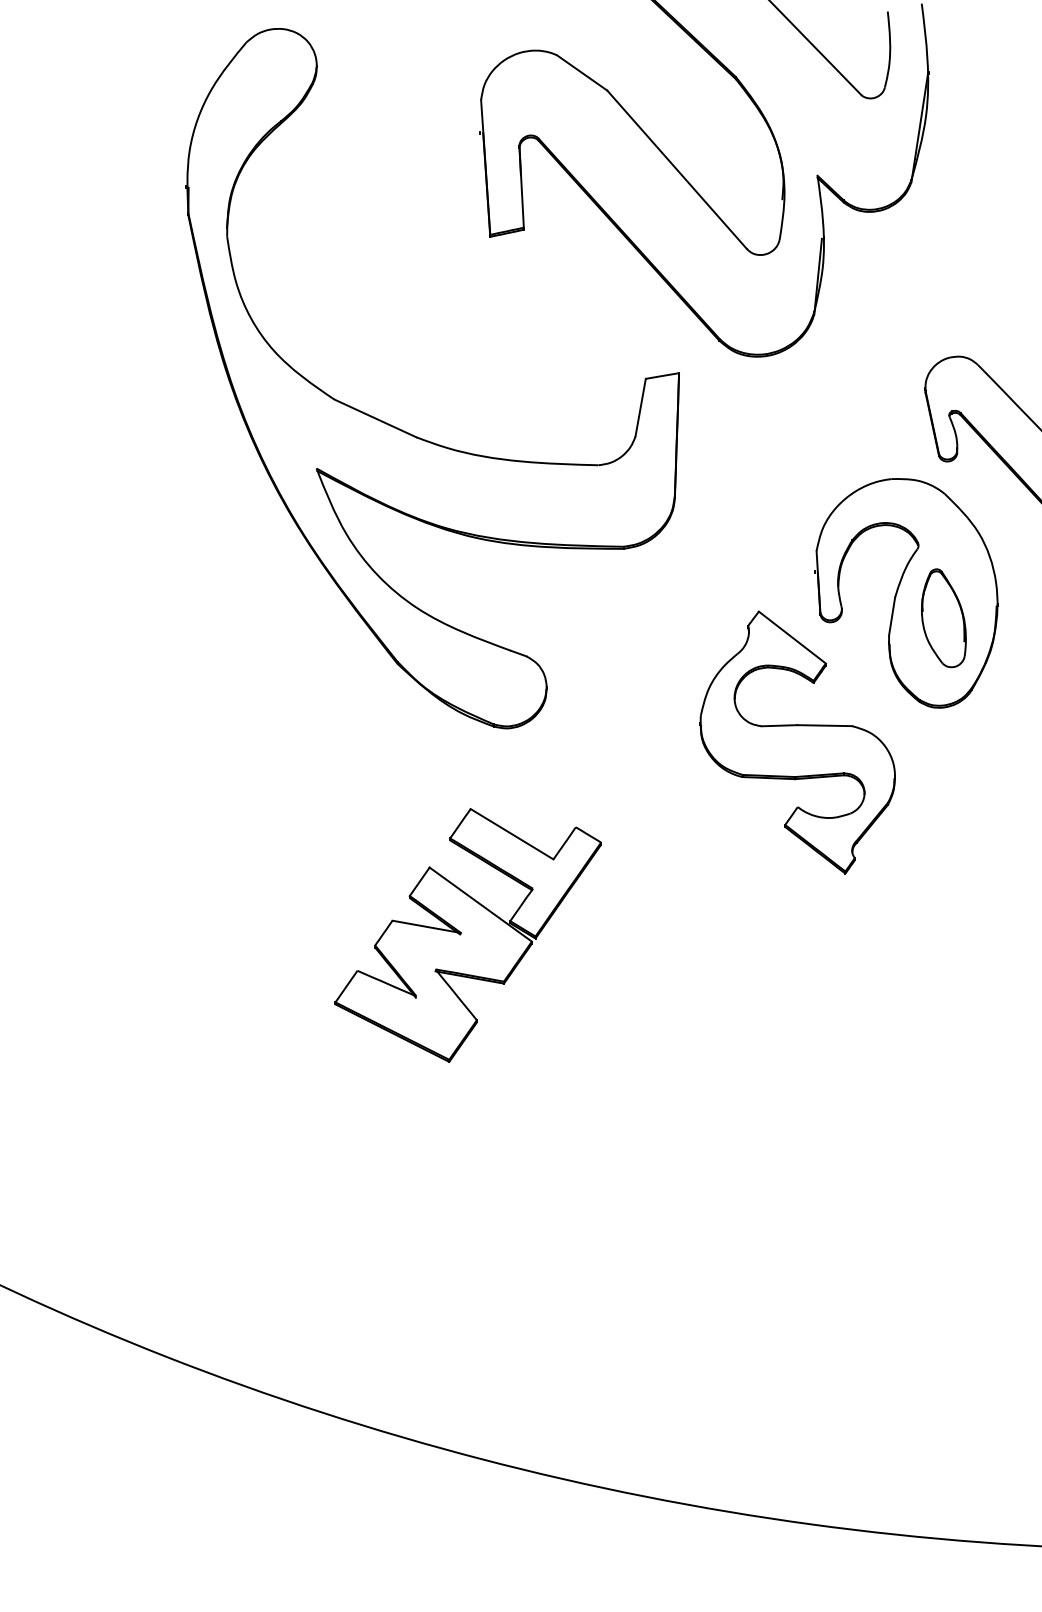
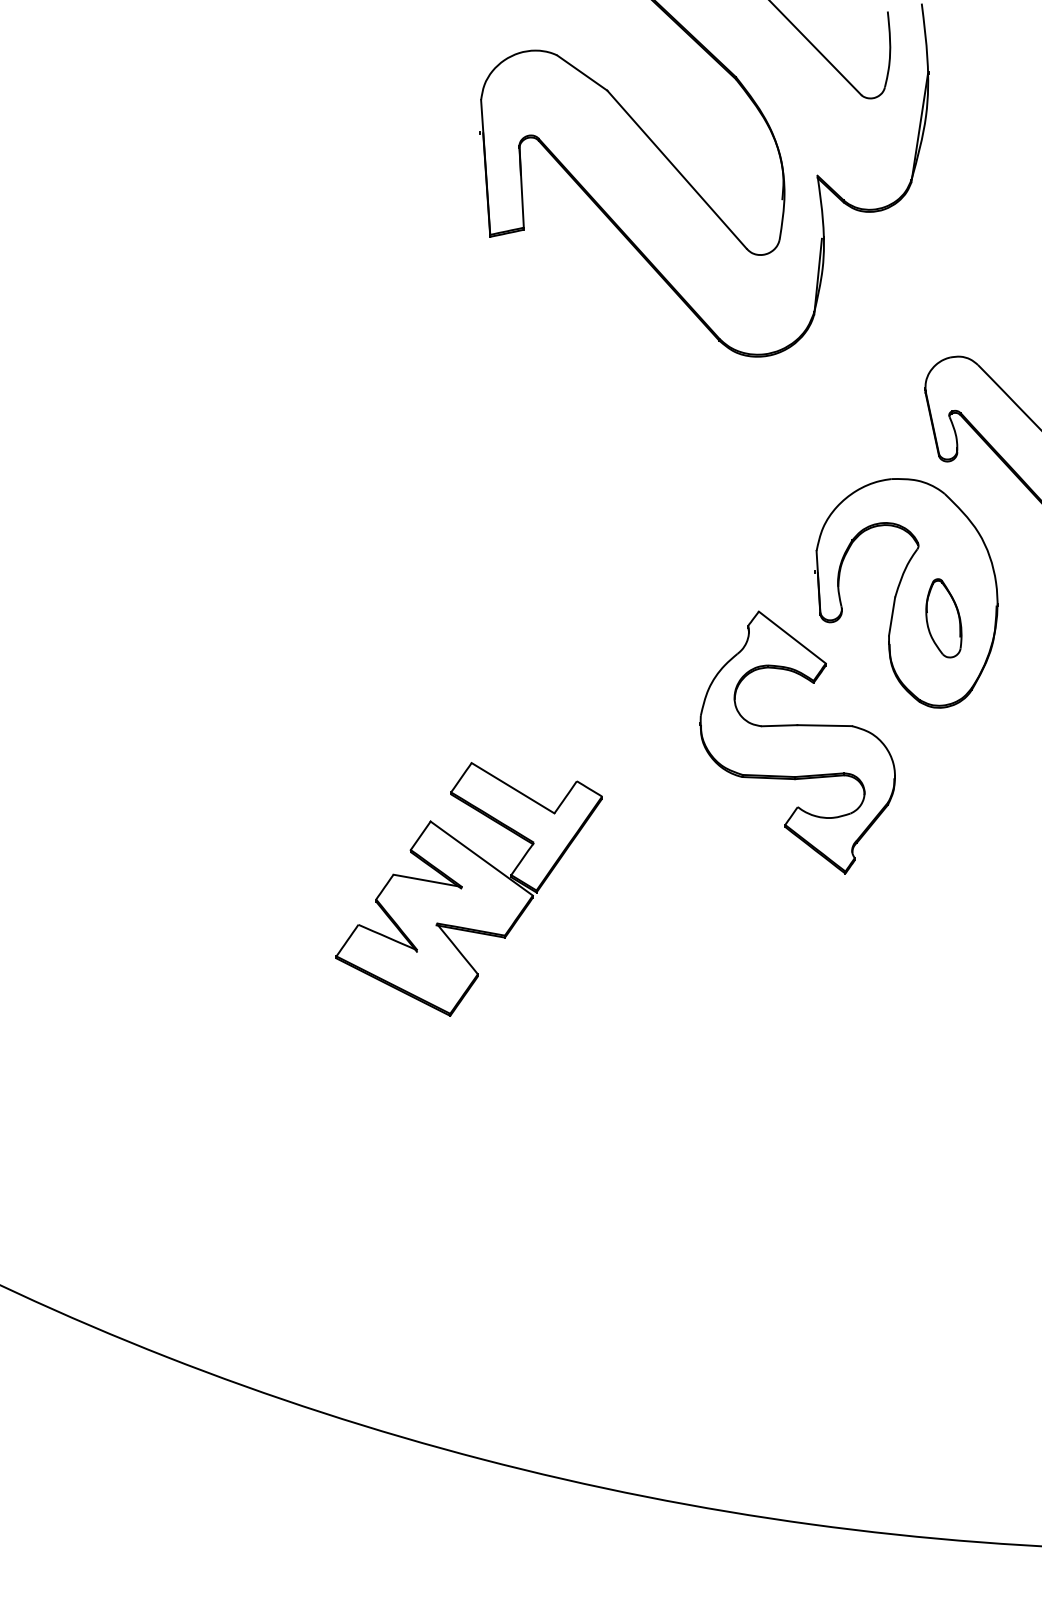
part: present -> none (406, 431)
part size: 46x101 px -> 38x81 px (943, 618)
part position: (467, 935) -> (468, 889) (468, 889)
